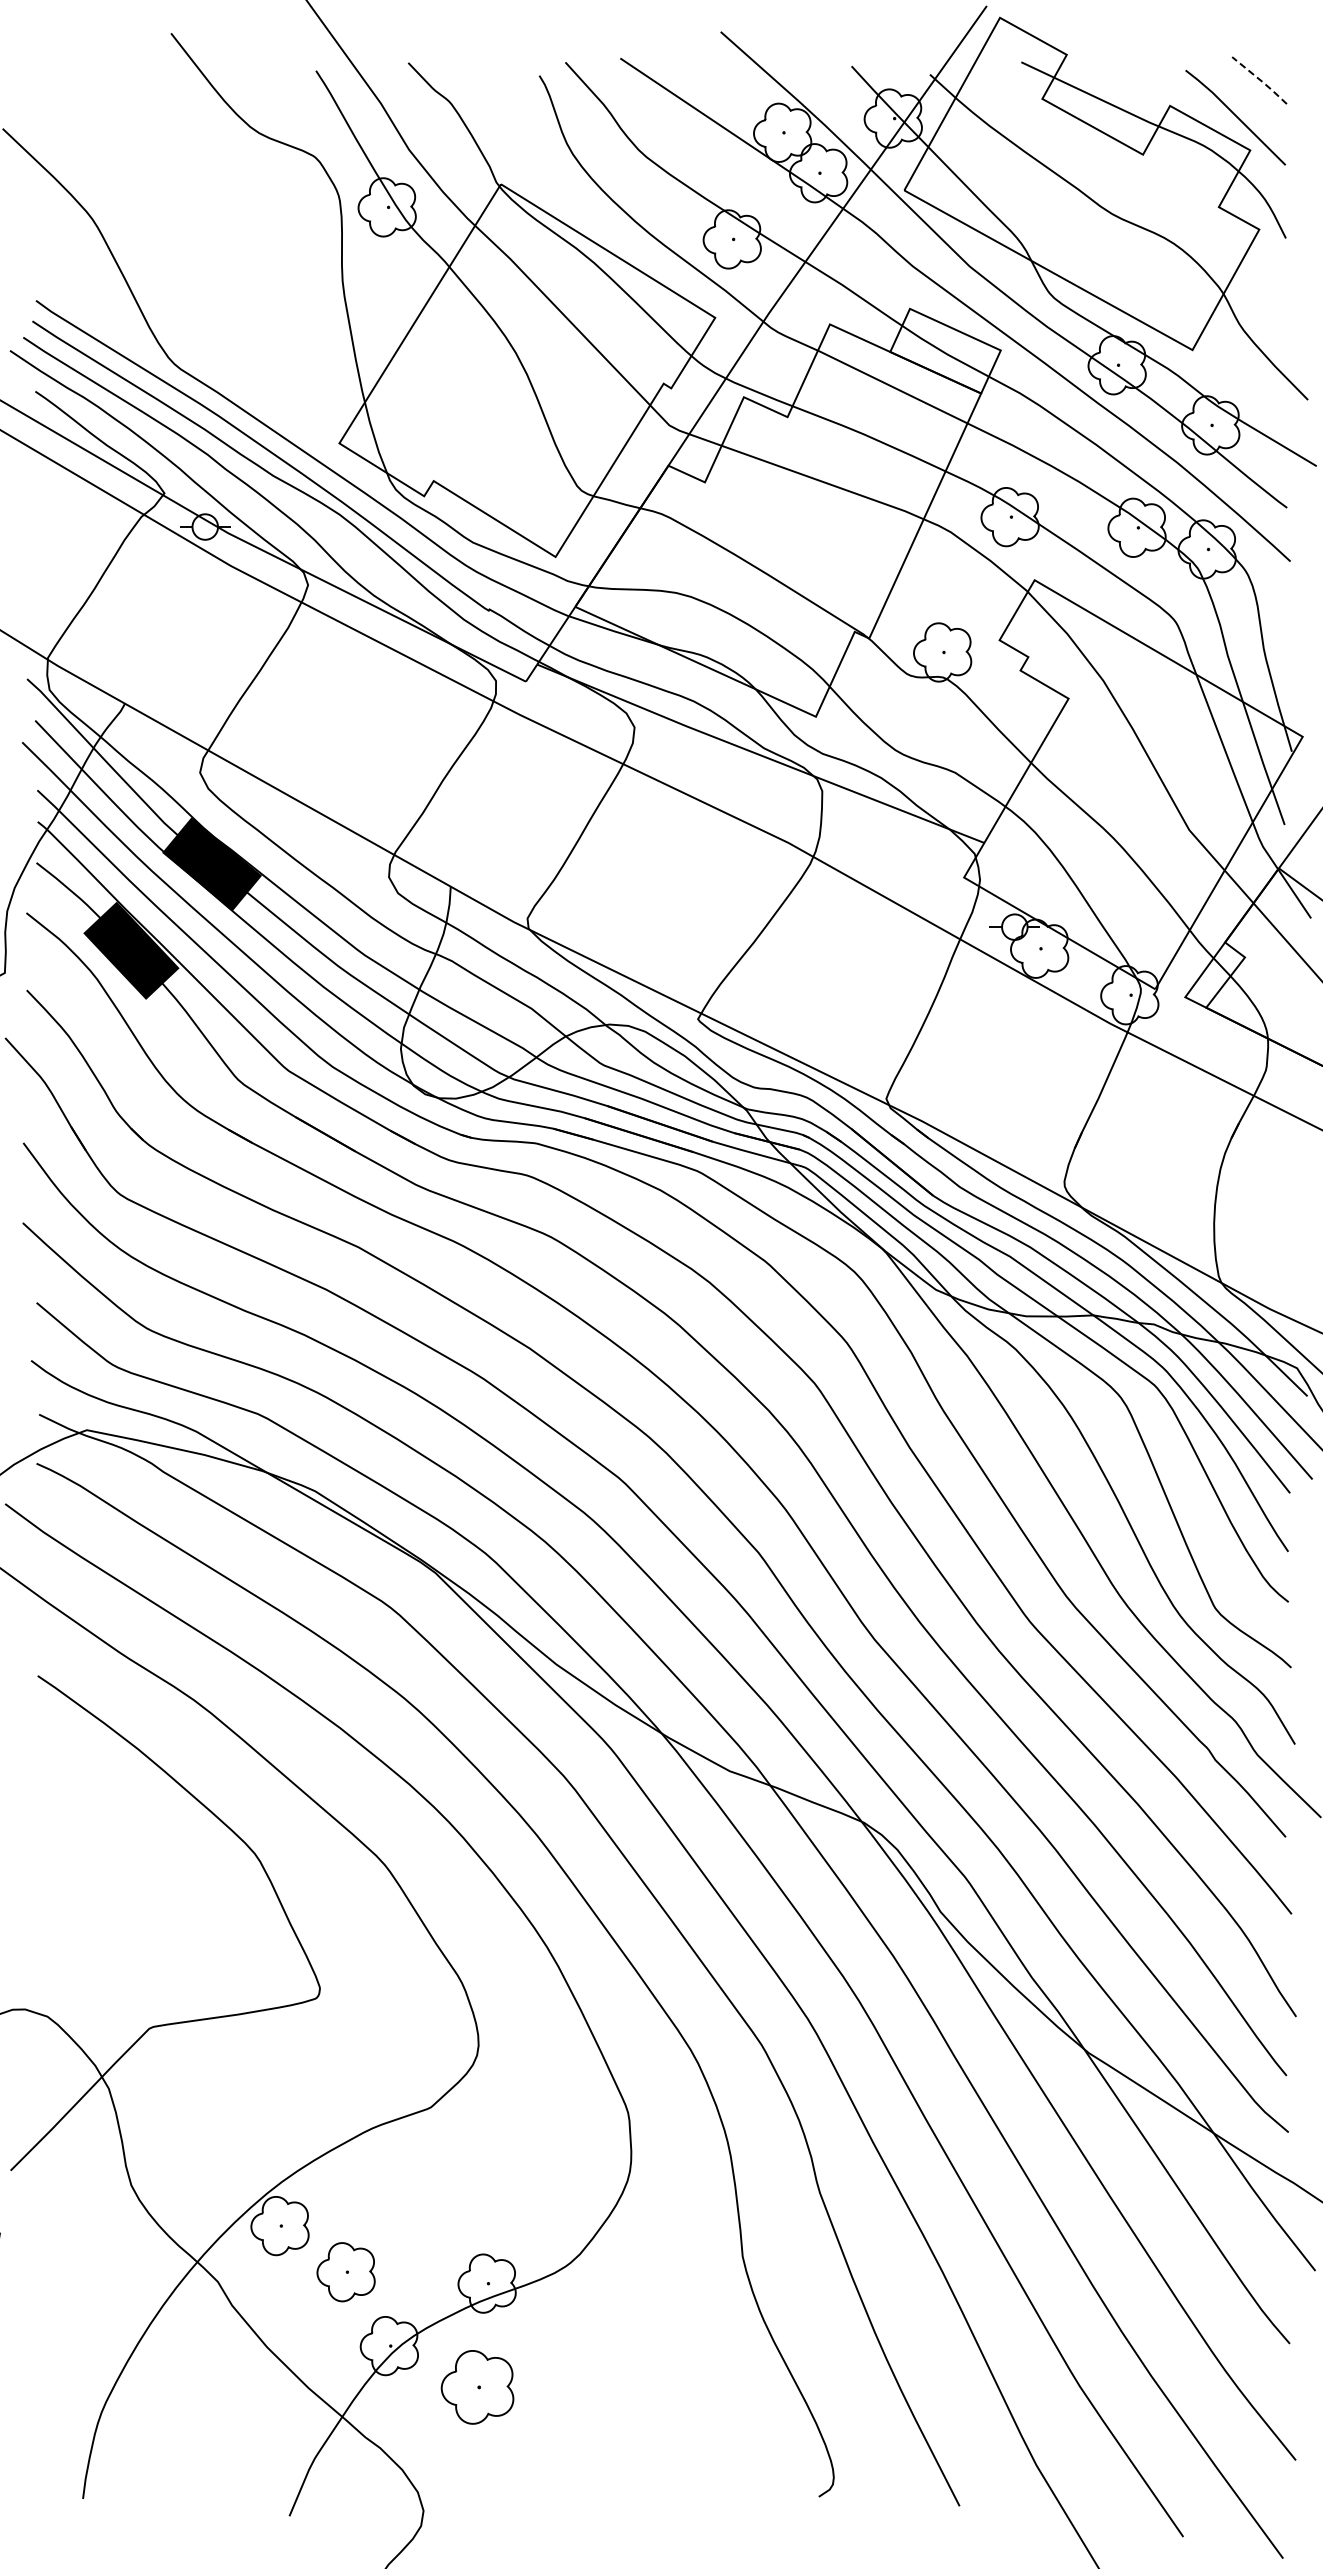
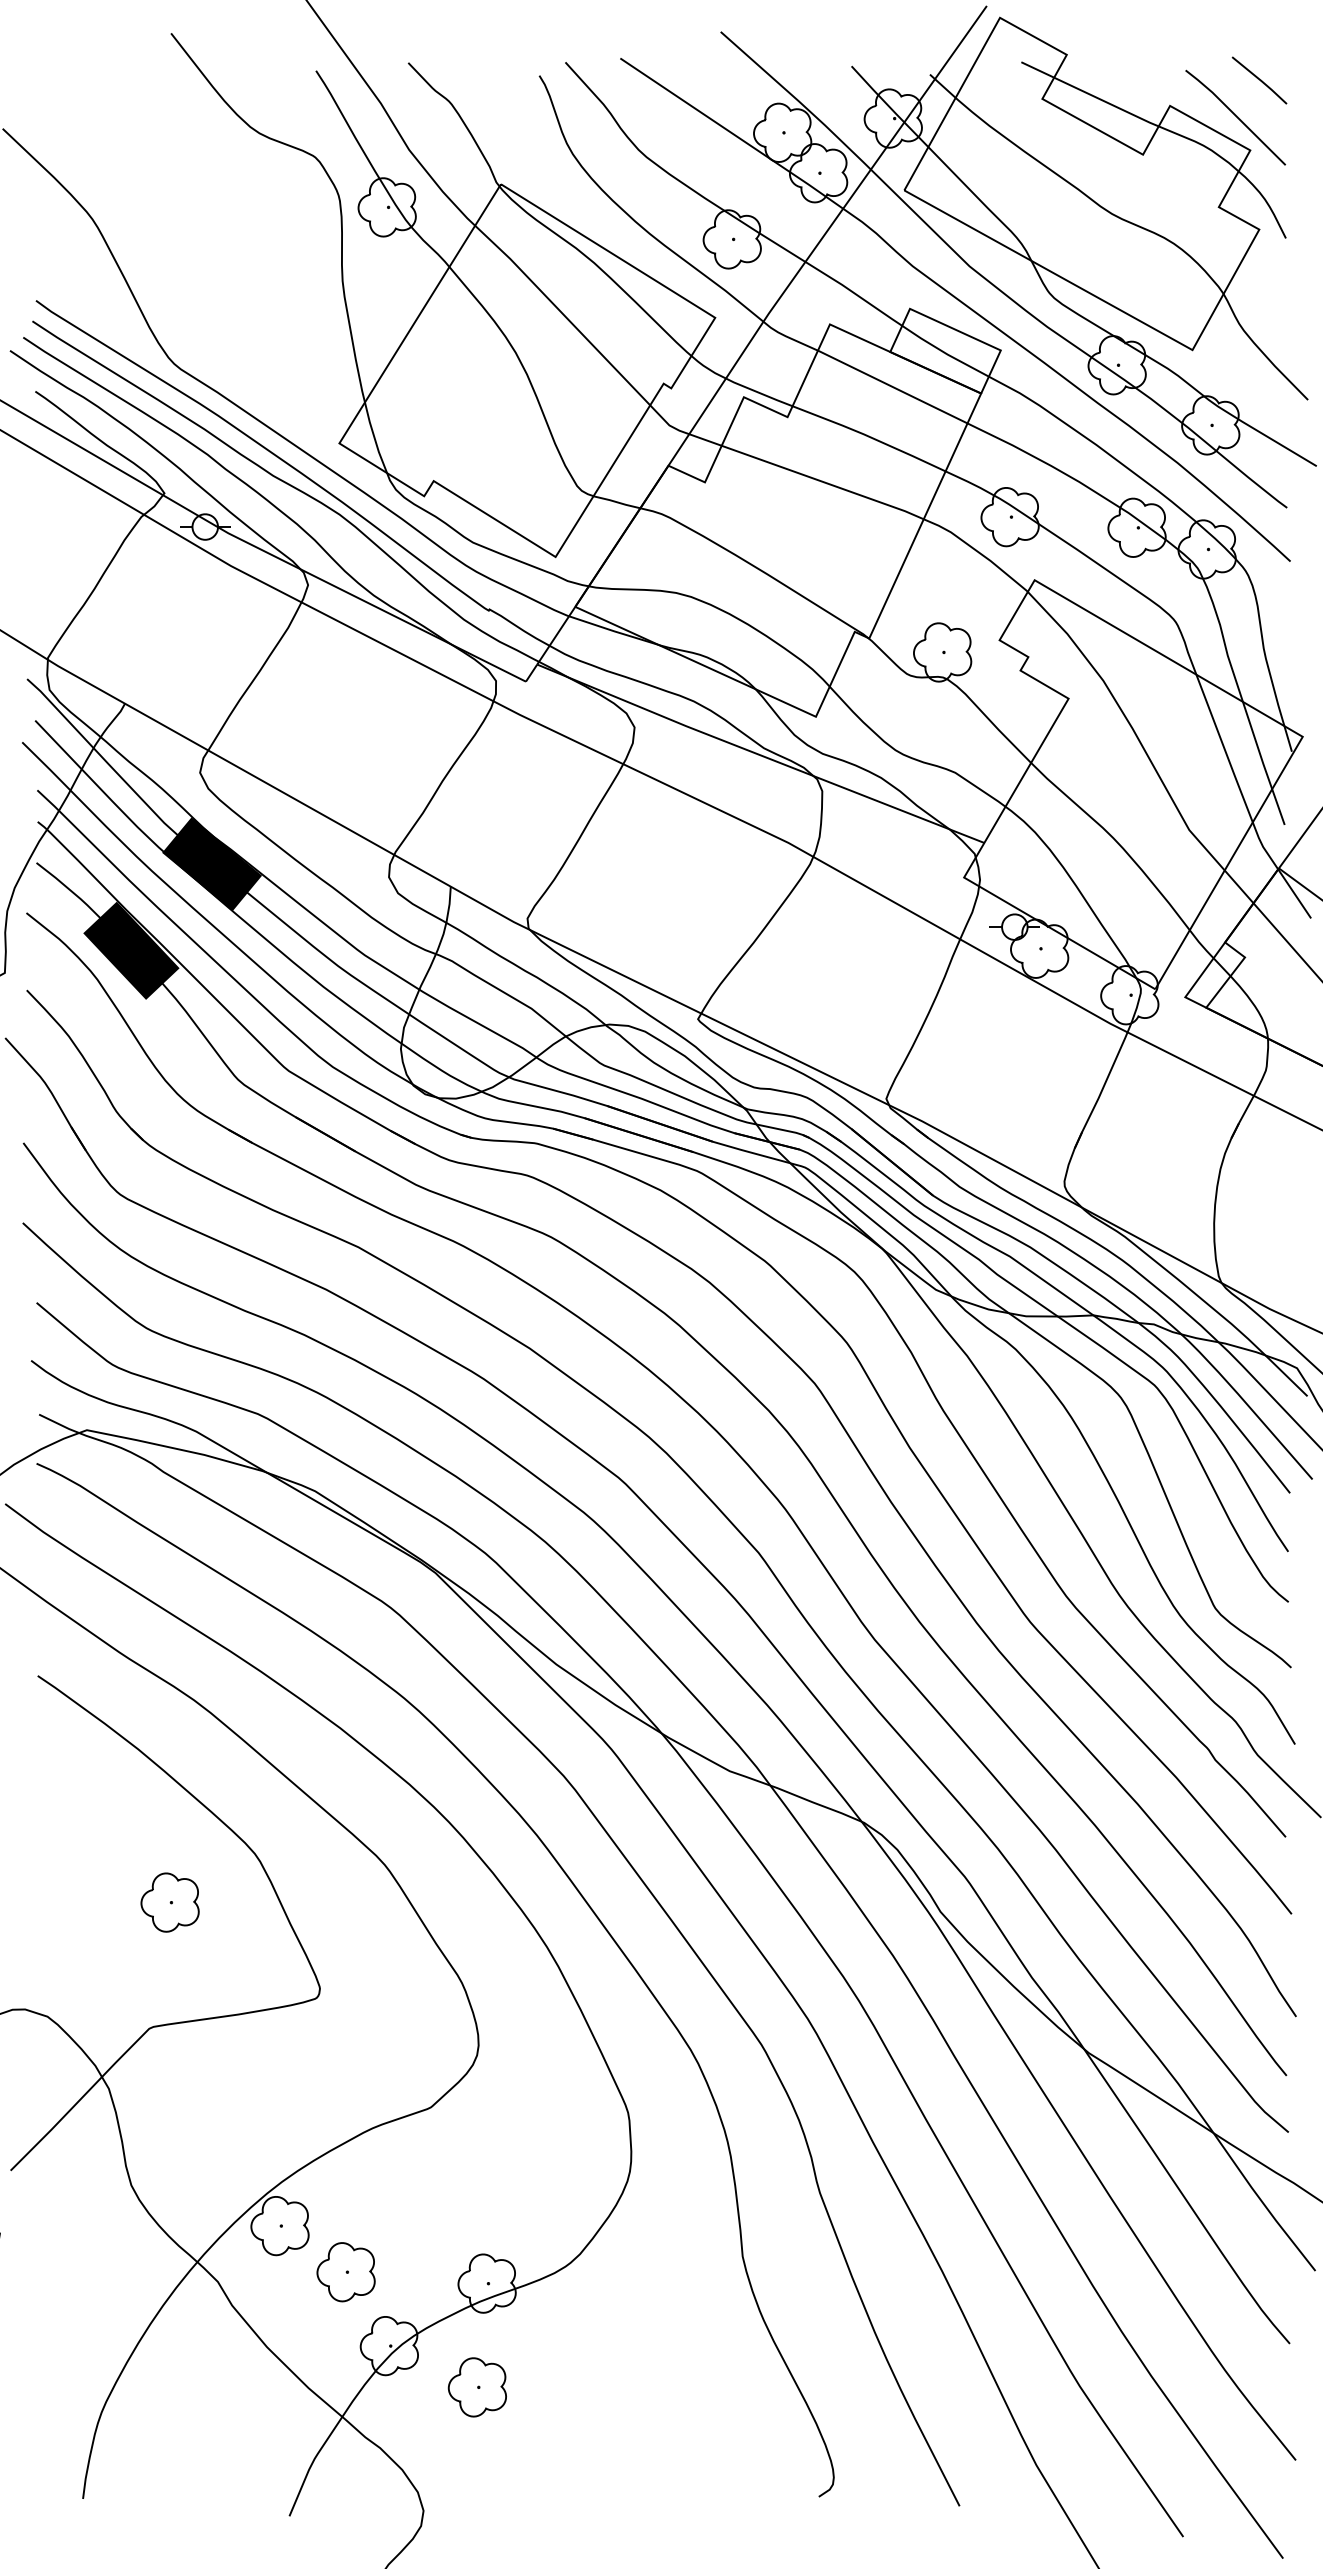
line: dashed -> solid (1260, 80)
part: none -> present (169, 1902)
part size: 75x75 px -> 60x61 px (476, 2387)
